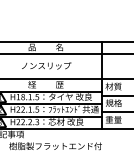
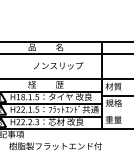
text position: (46, 65) -> (58, 65) (58, 65)
line: present -> none (115, 112)
